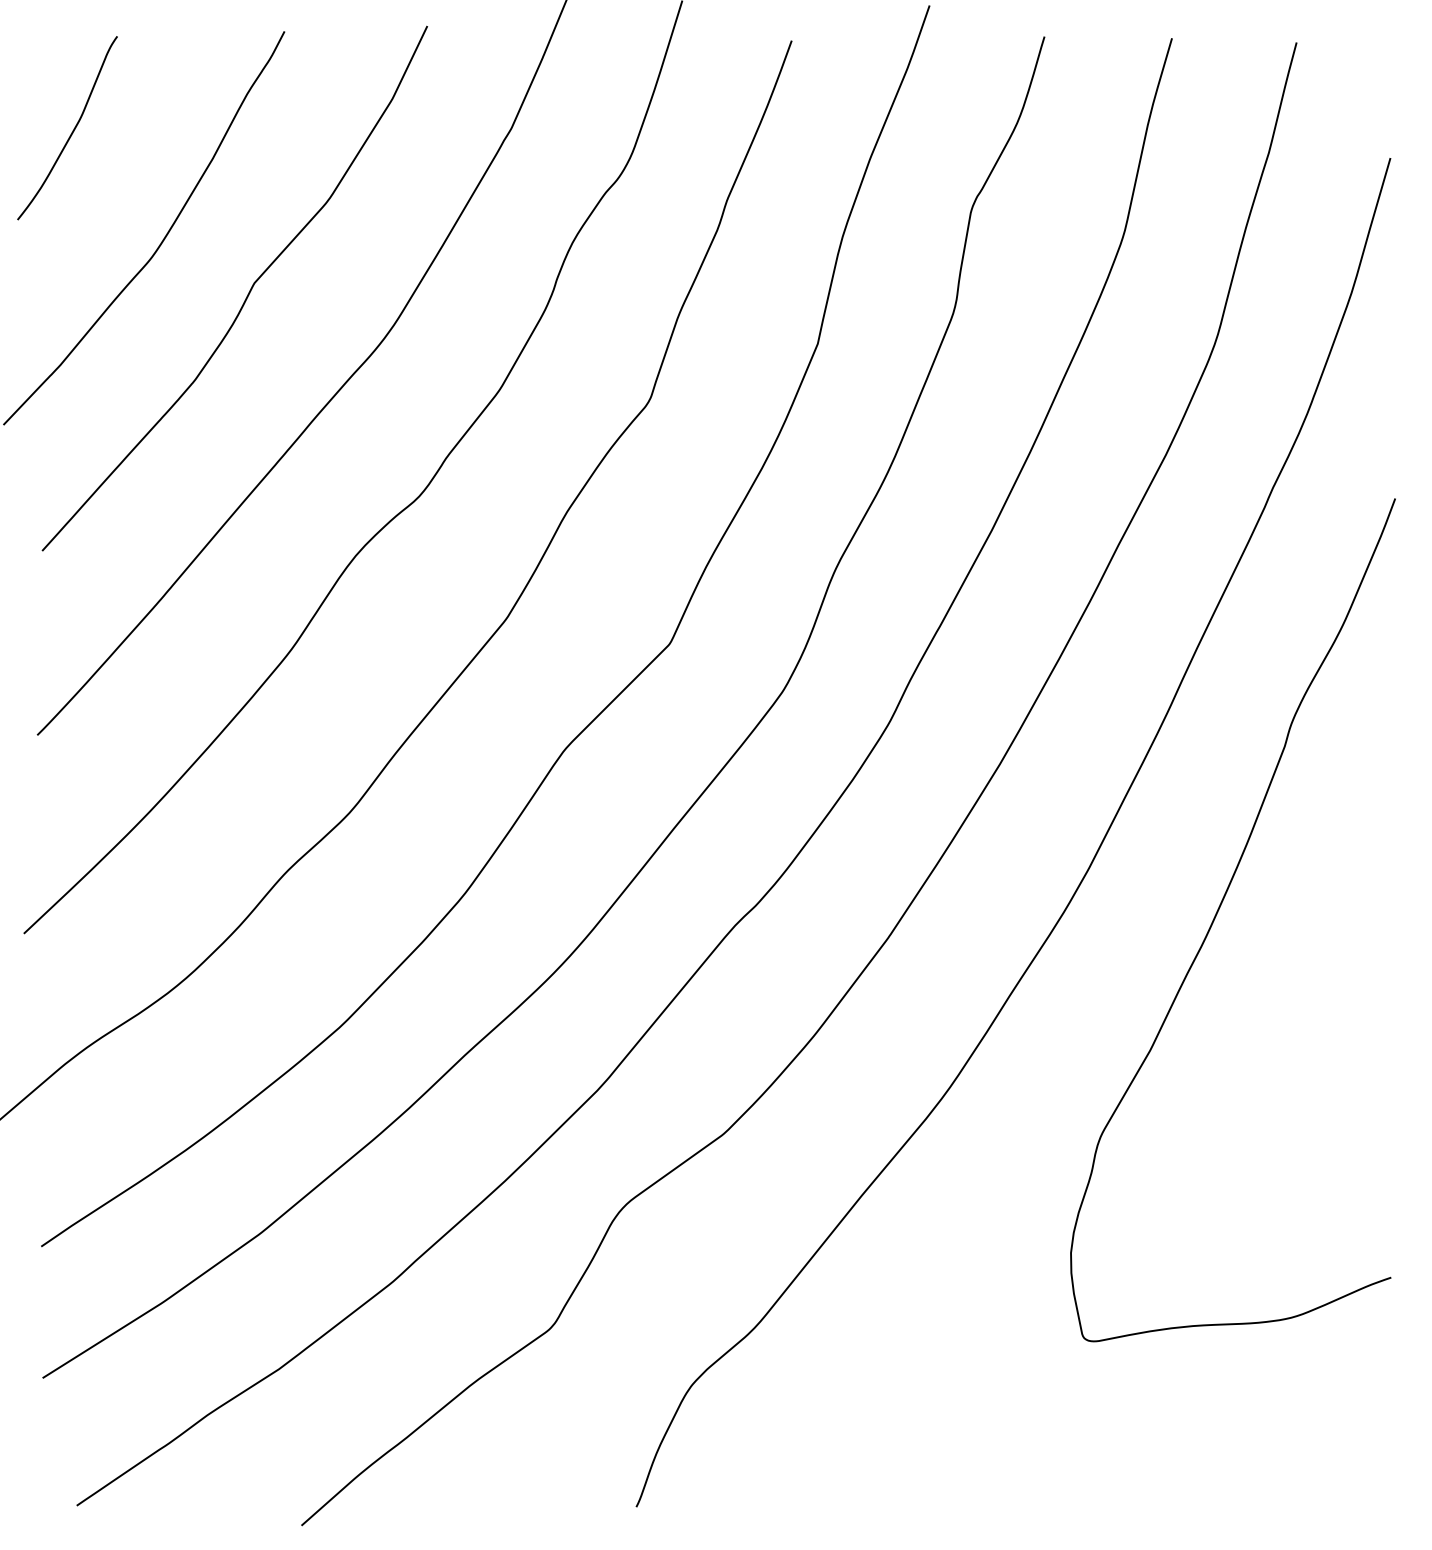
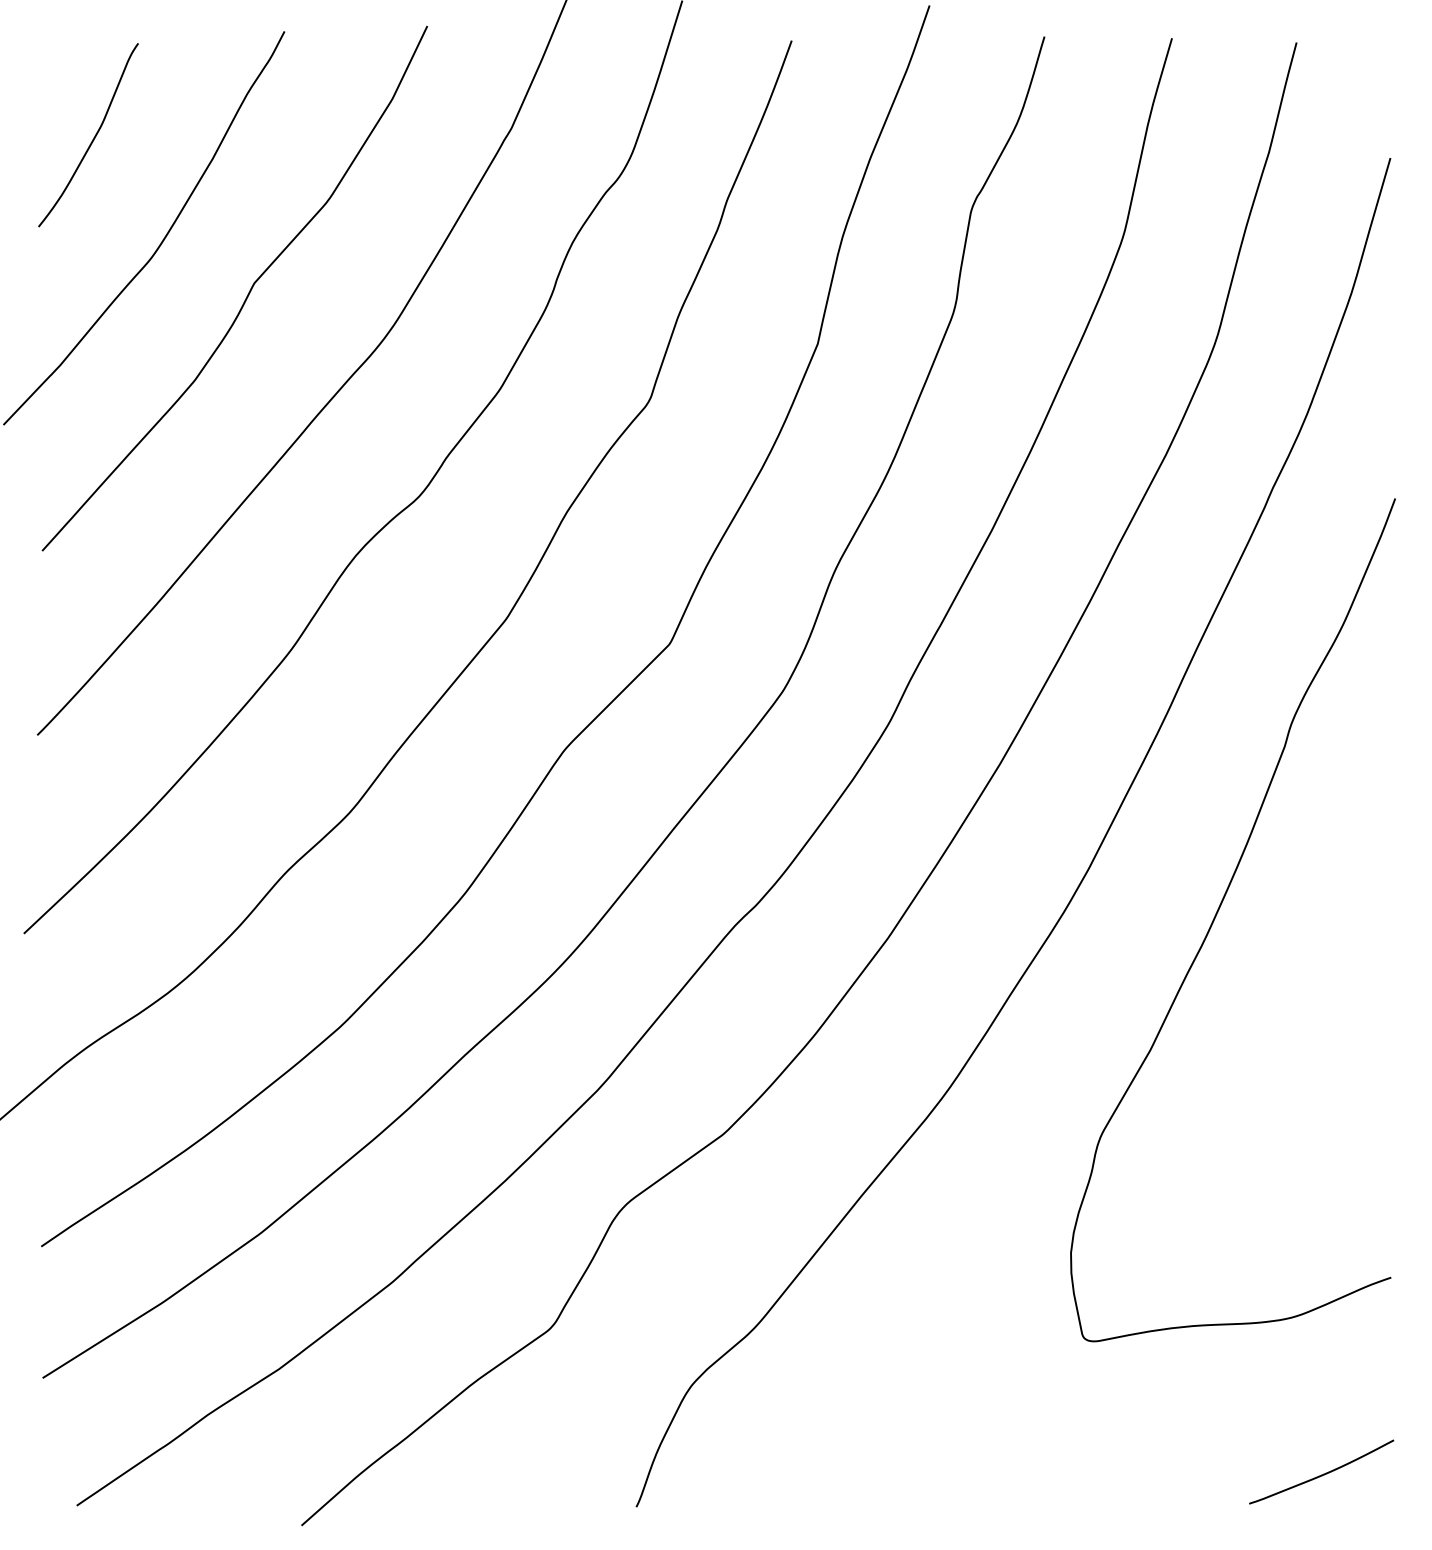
curve position: (72, 130) -> (93, 137) (93, 137)
curve: none -> present (1323, 1473)
